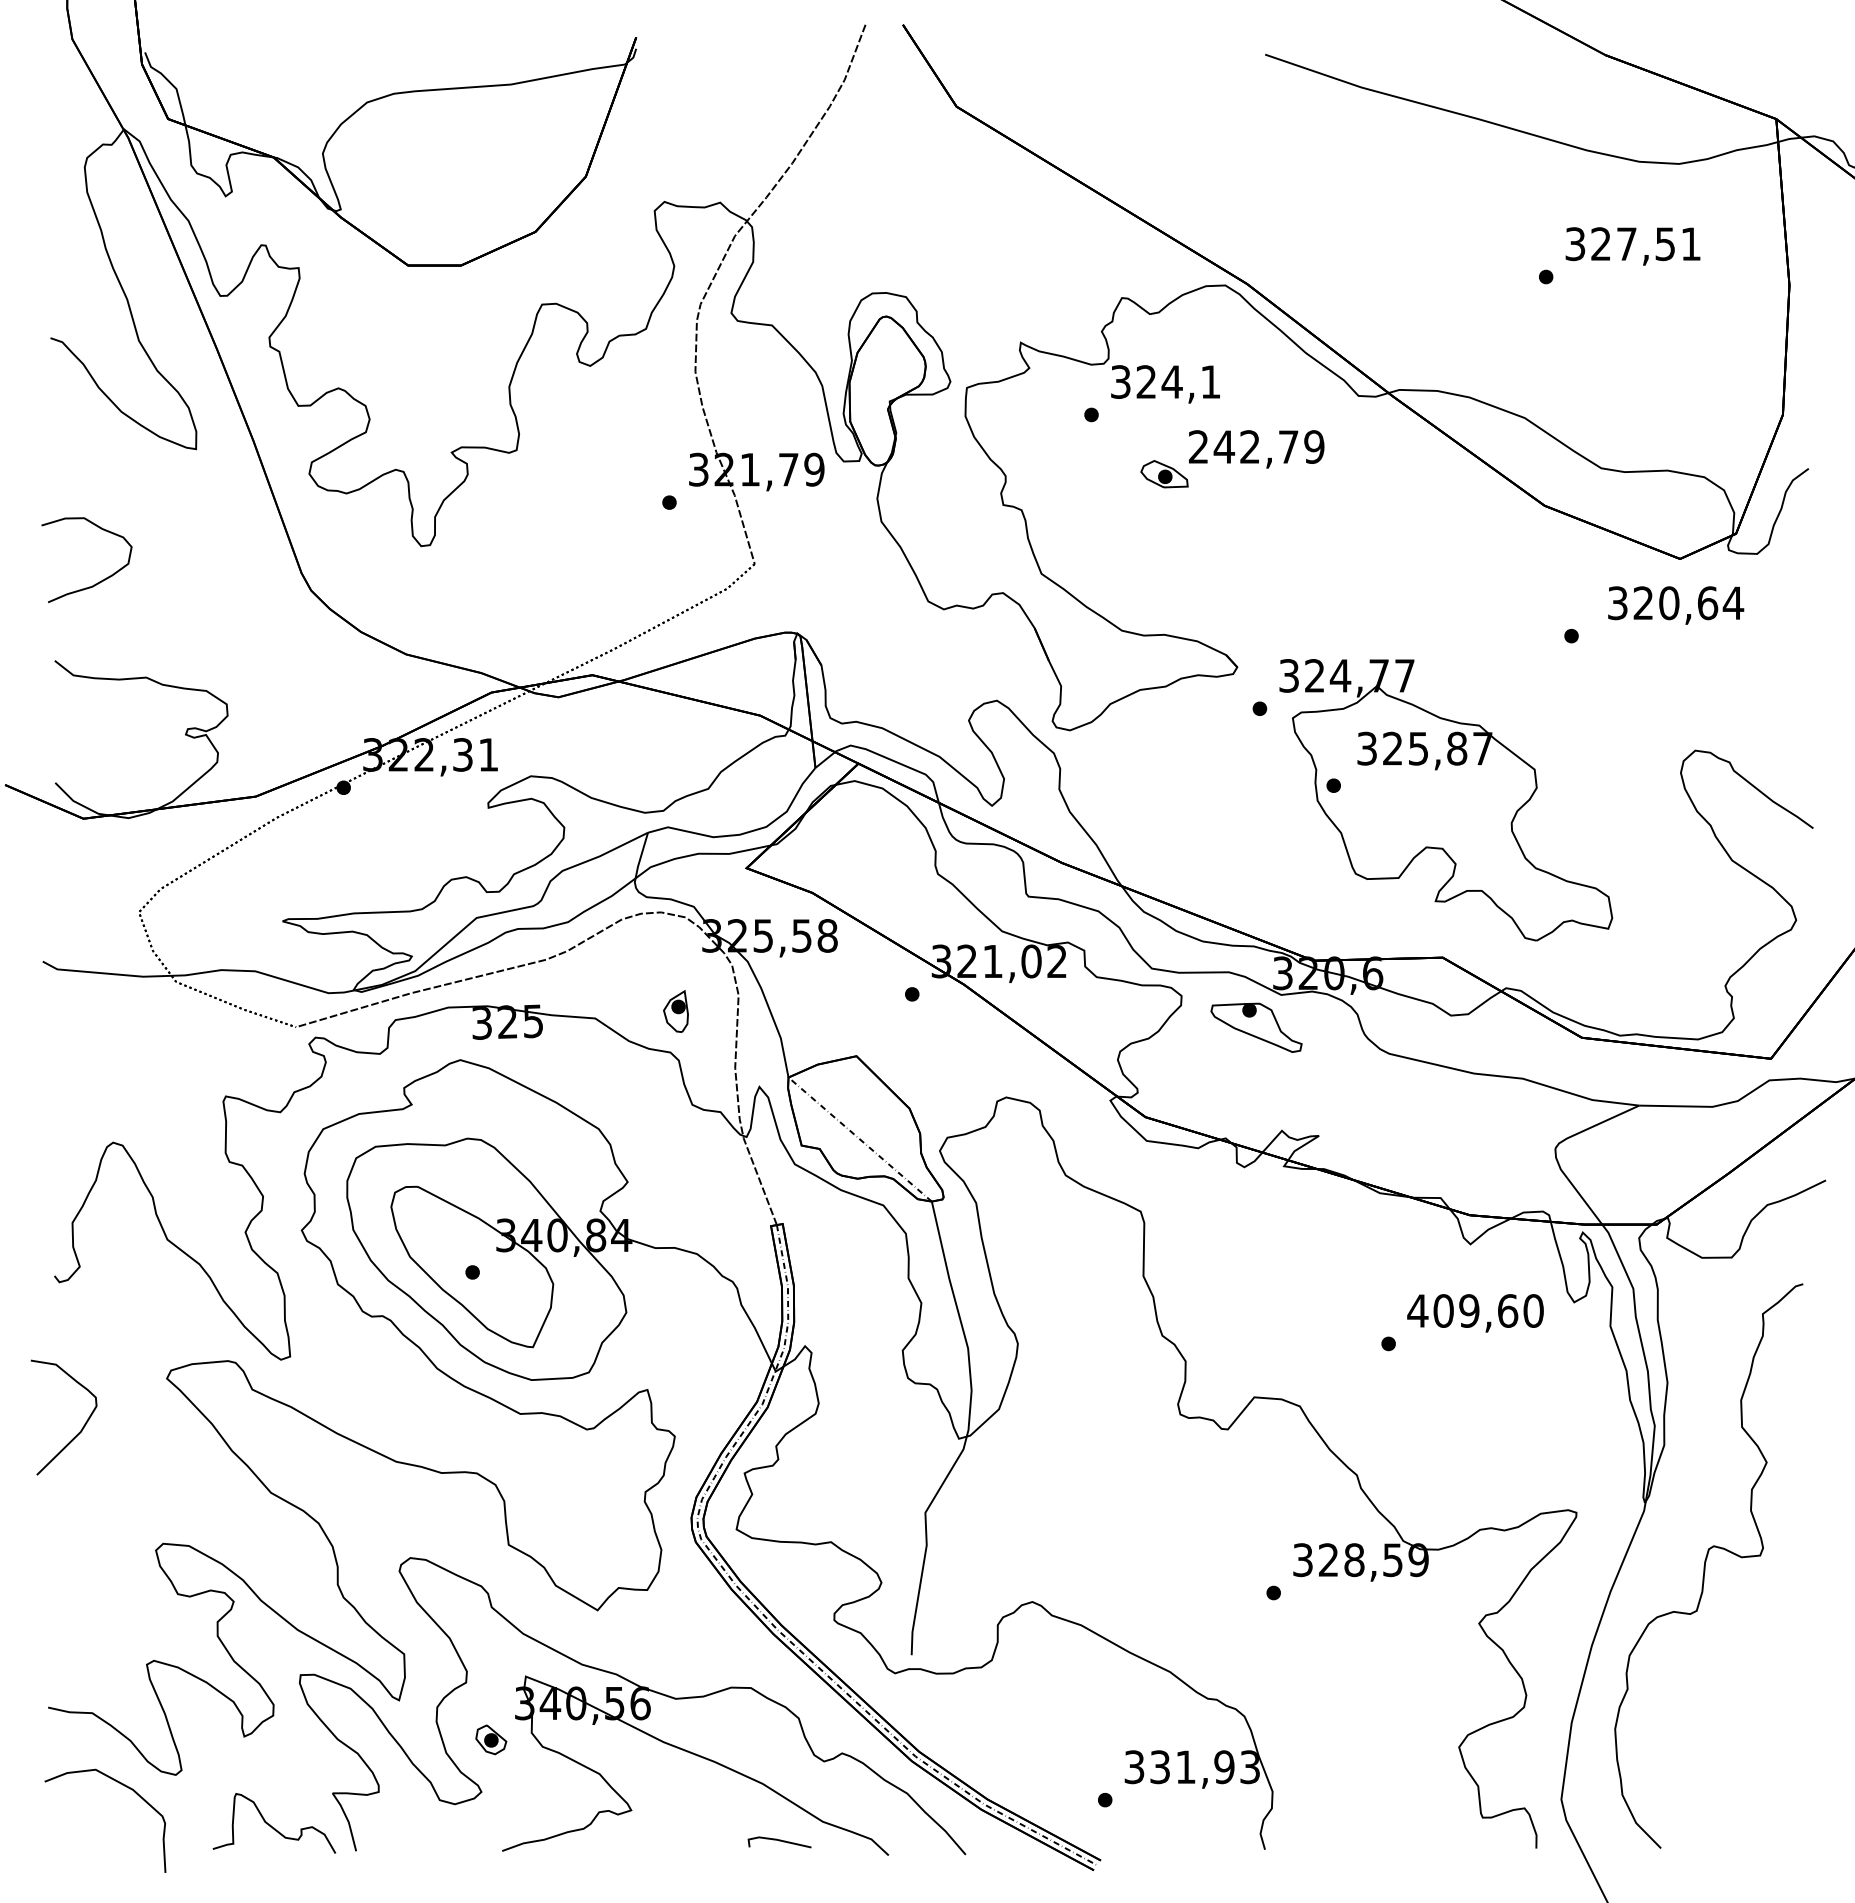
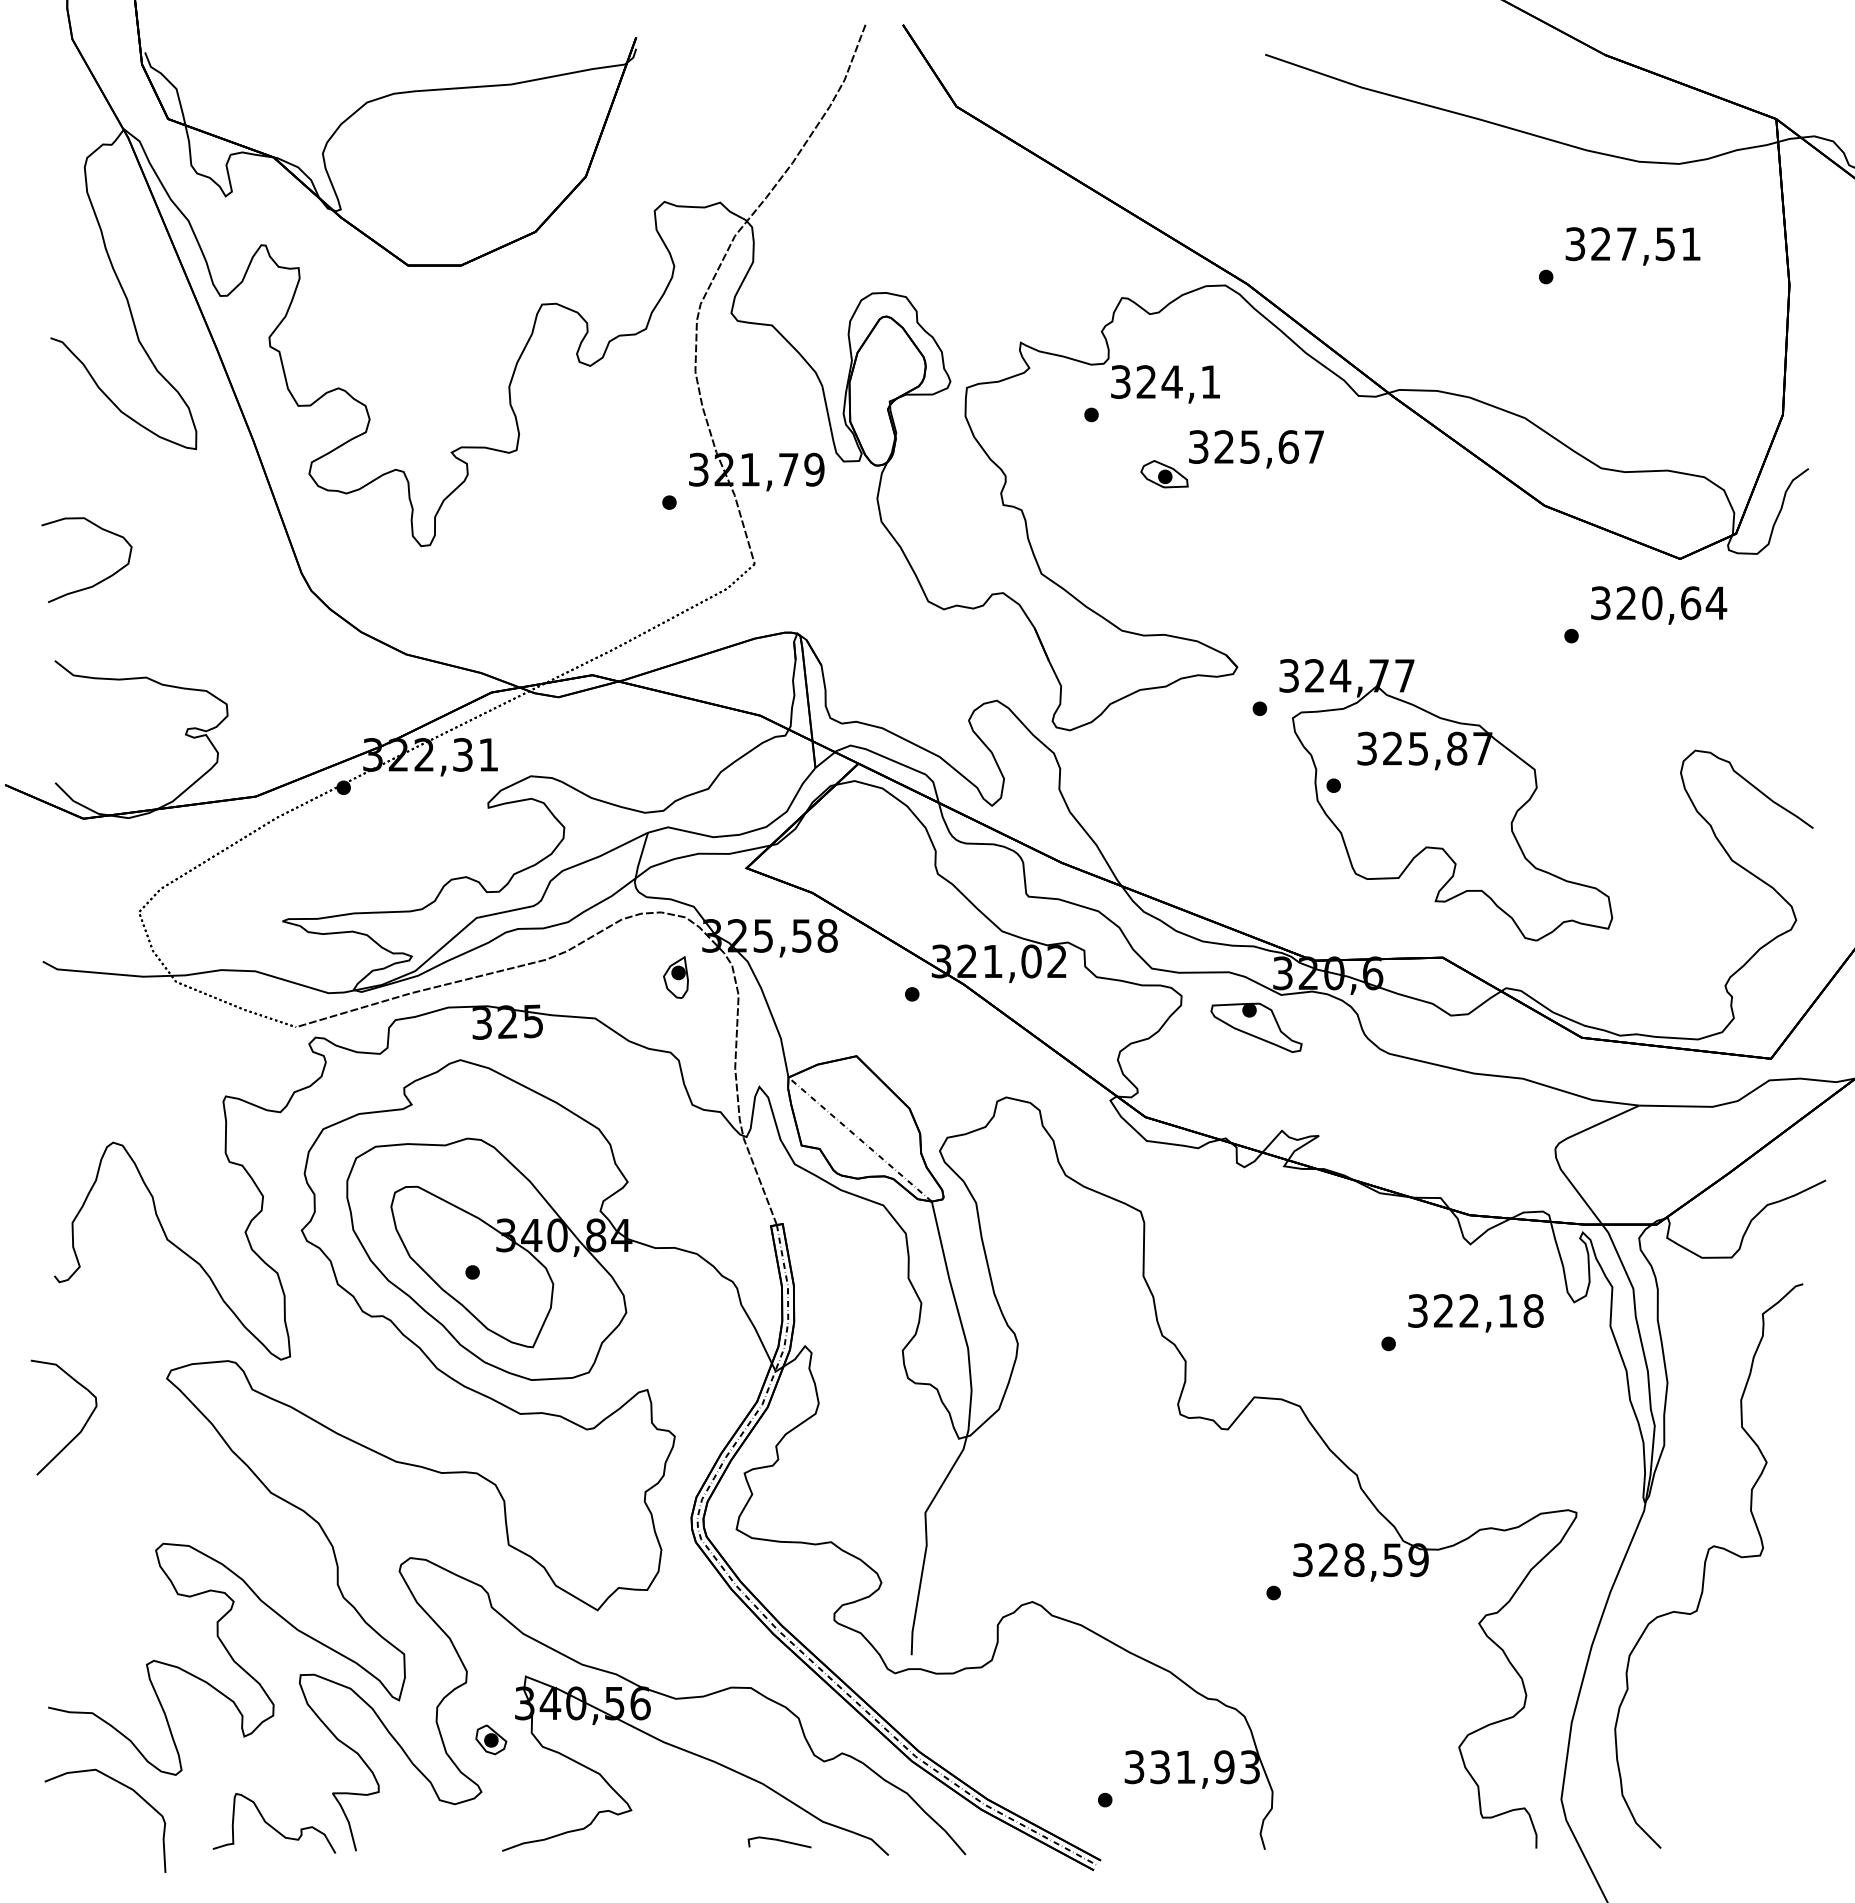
text: 242,79 -> 325,67 (1256, 446)
text position: (1676, 605) -> (1659, 605) (1659, 605)
part position: (675, 1011) -> (675, 977) (675, 977)
text: 409,60 -> 322,18 (1475, 1310)
